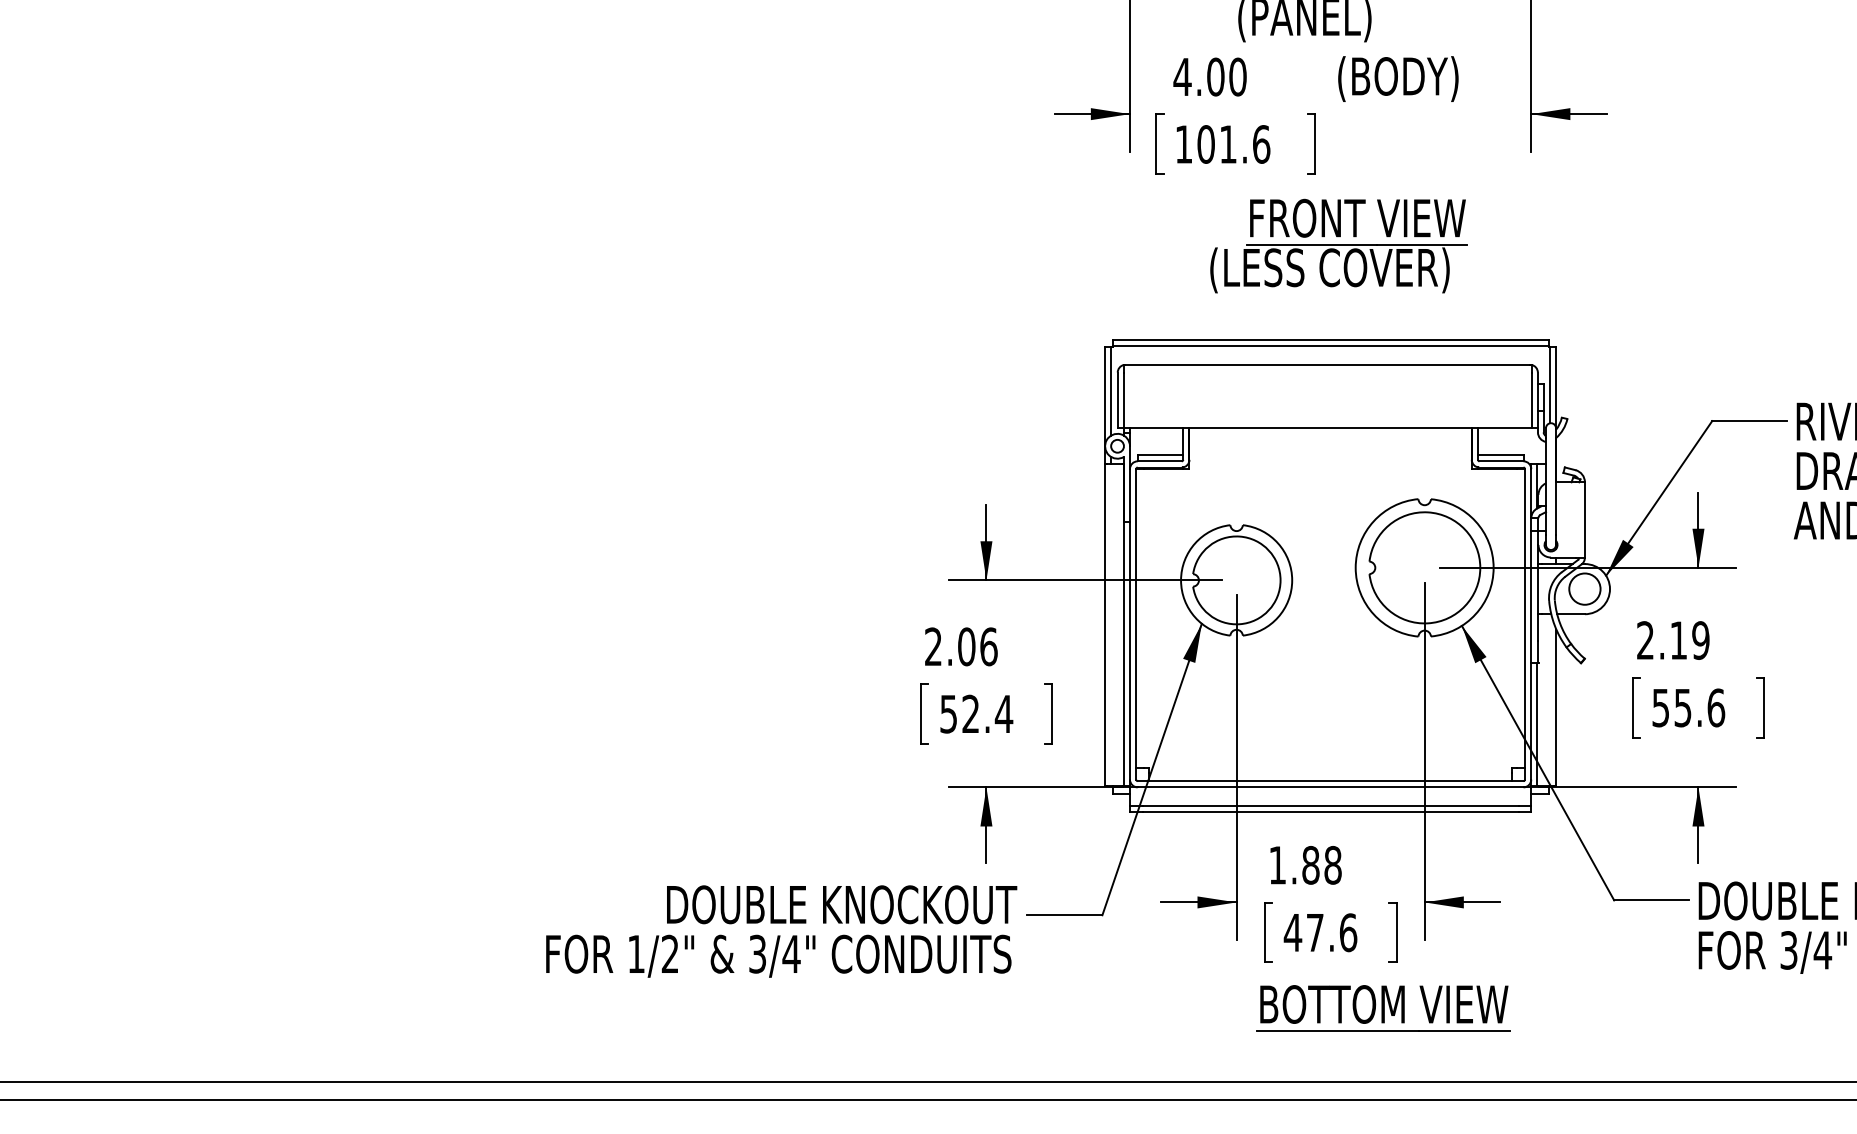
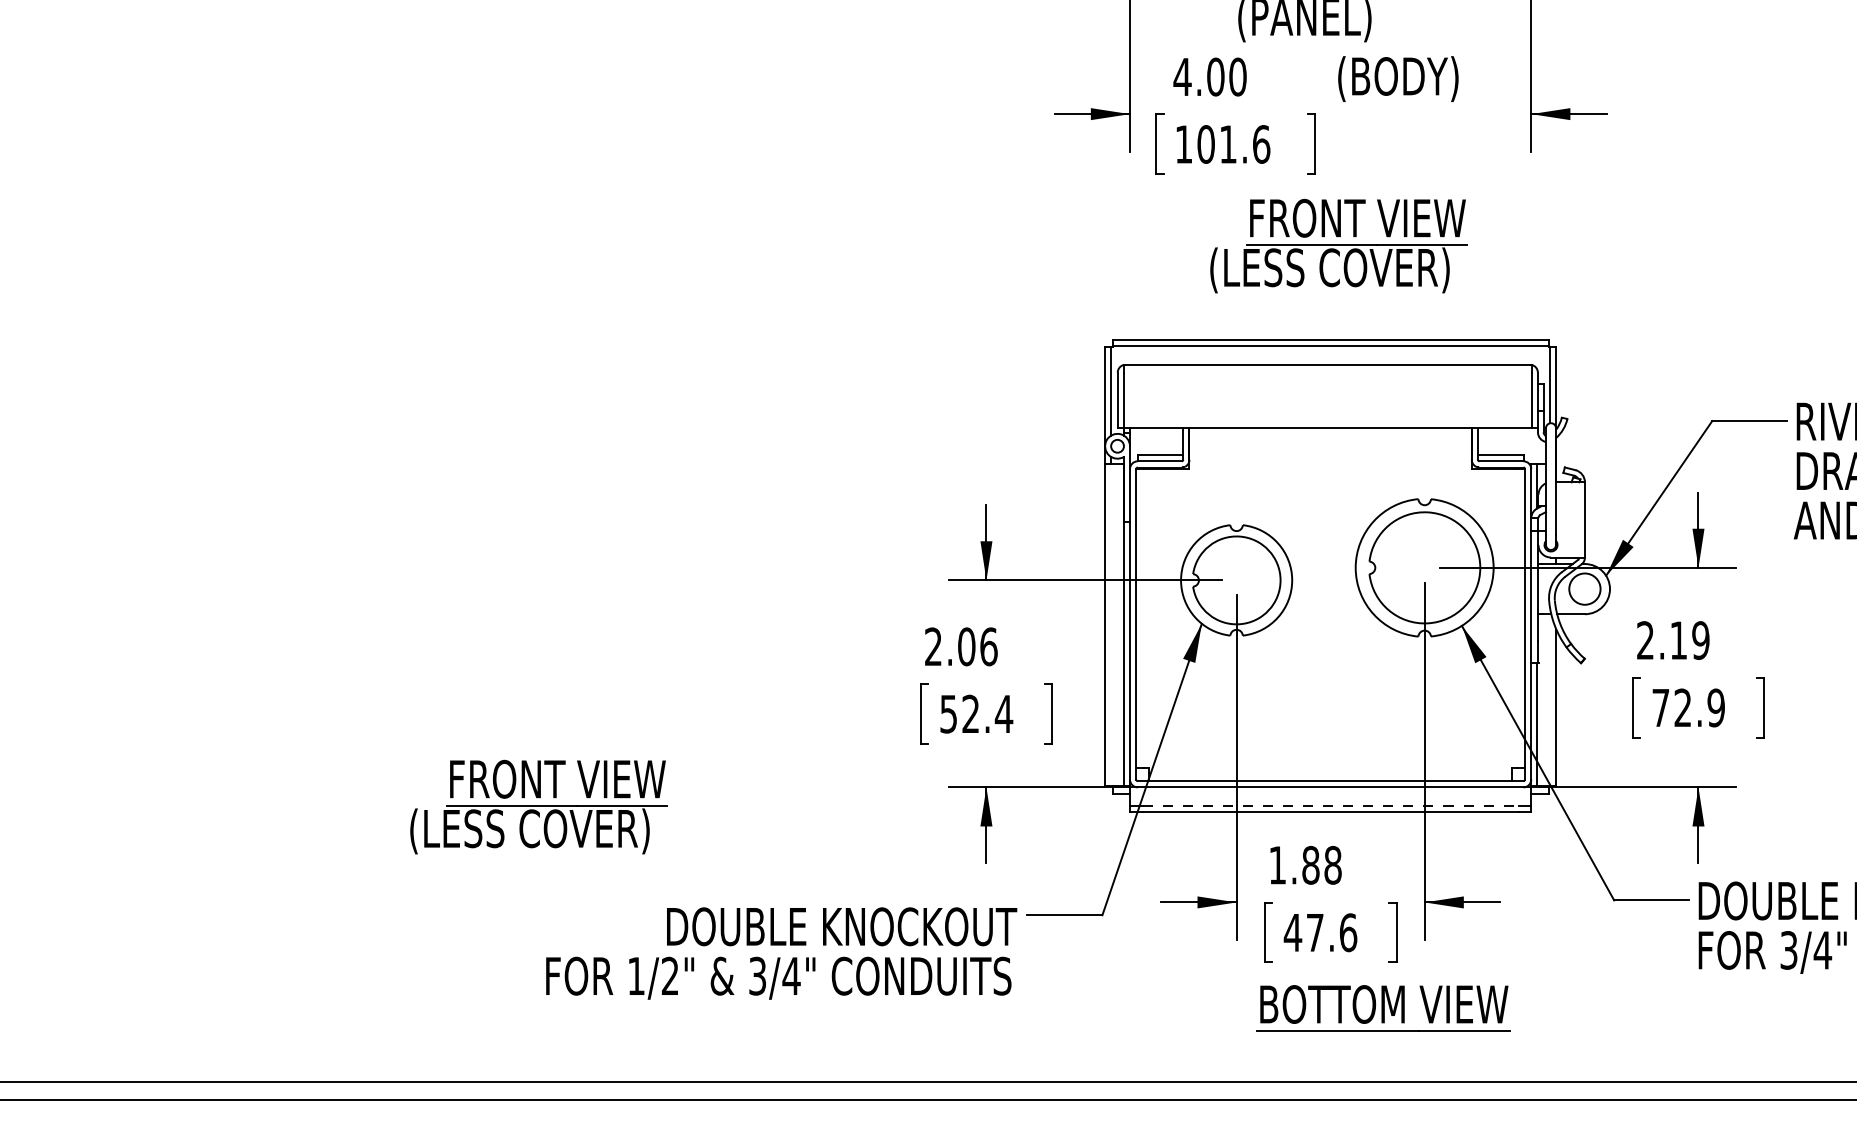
text: 55.6 -> 72.9 (1688, 707)
part: none -> present (538, 806)
line: solid -> dashed (1331, 806)
text position: (781, 931) -> (781, 953) (781, 953)
